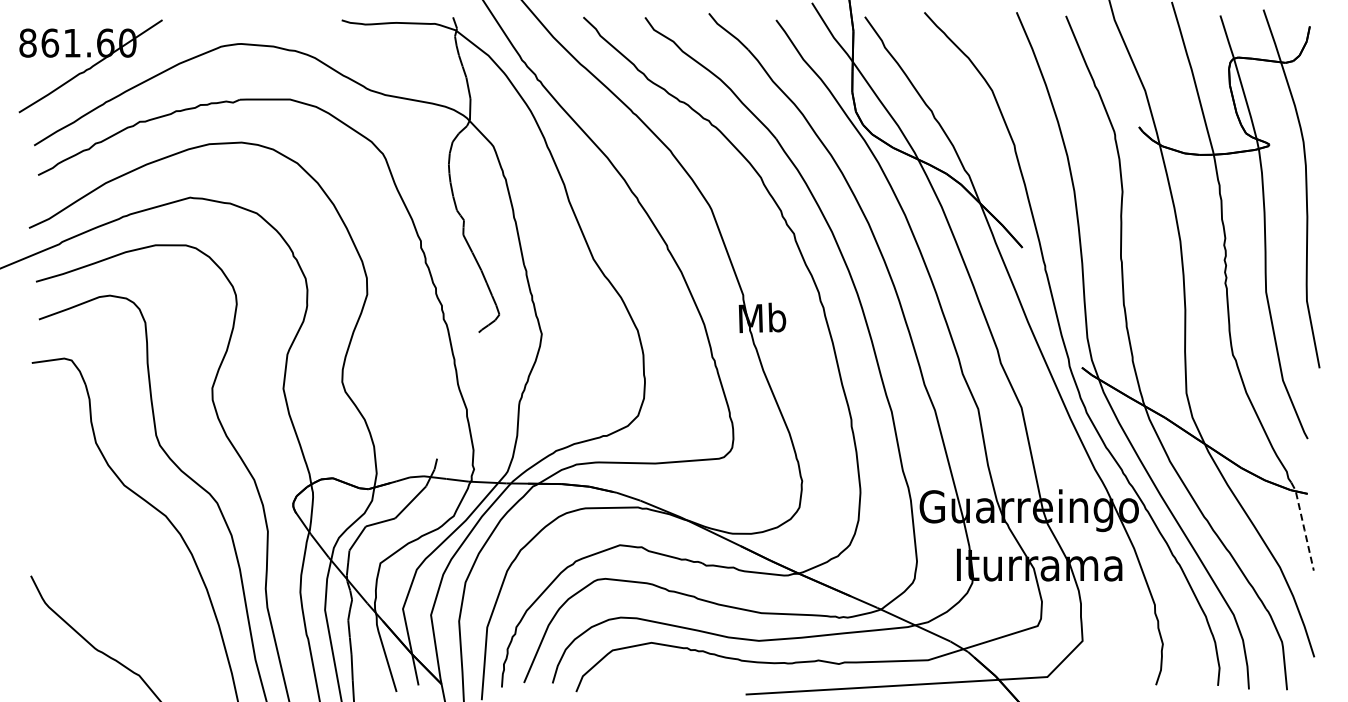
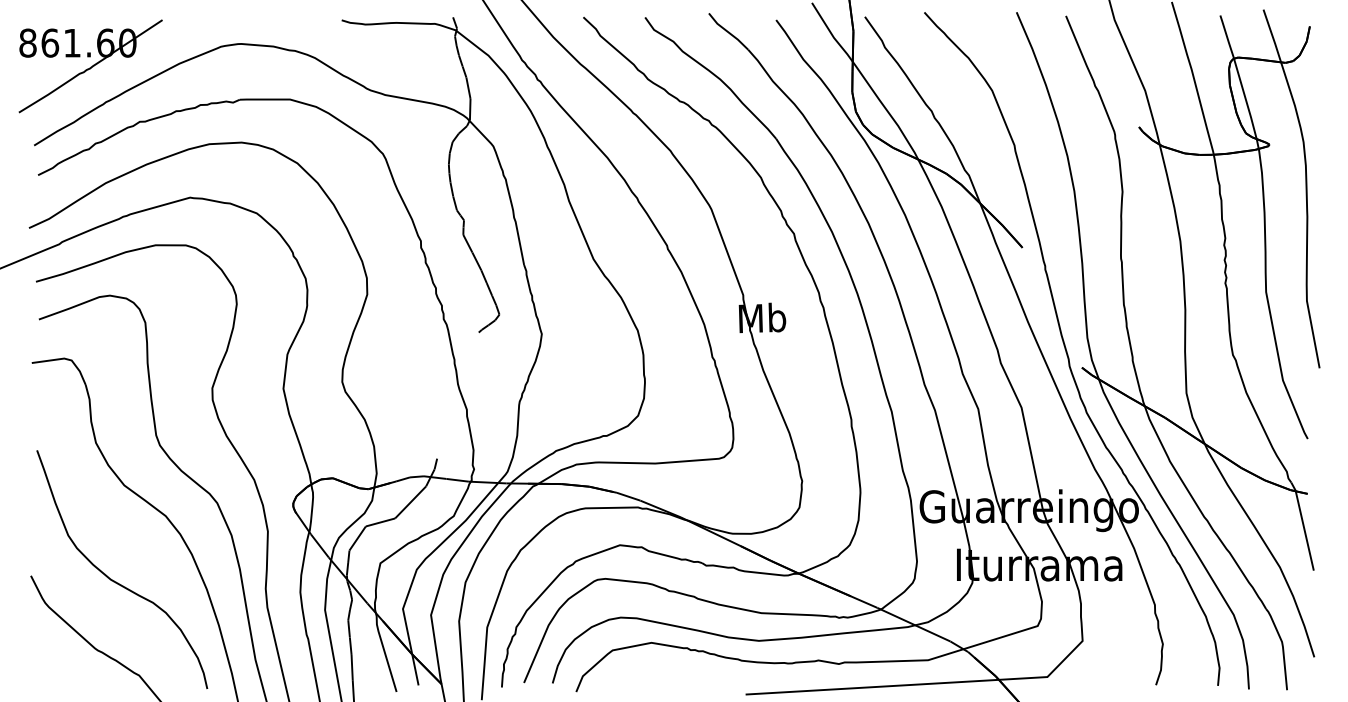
line: dashed -> solid (1303, 525)
curve: none -> present (116, 581)
